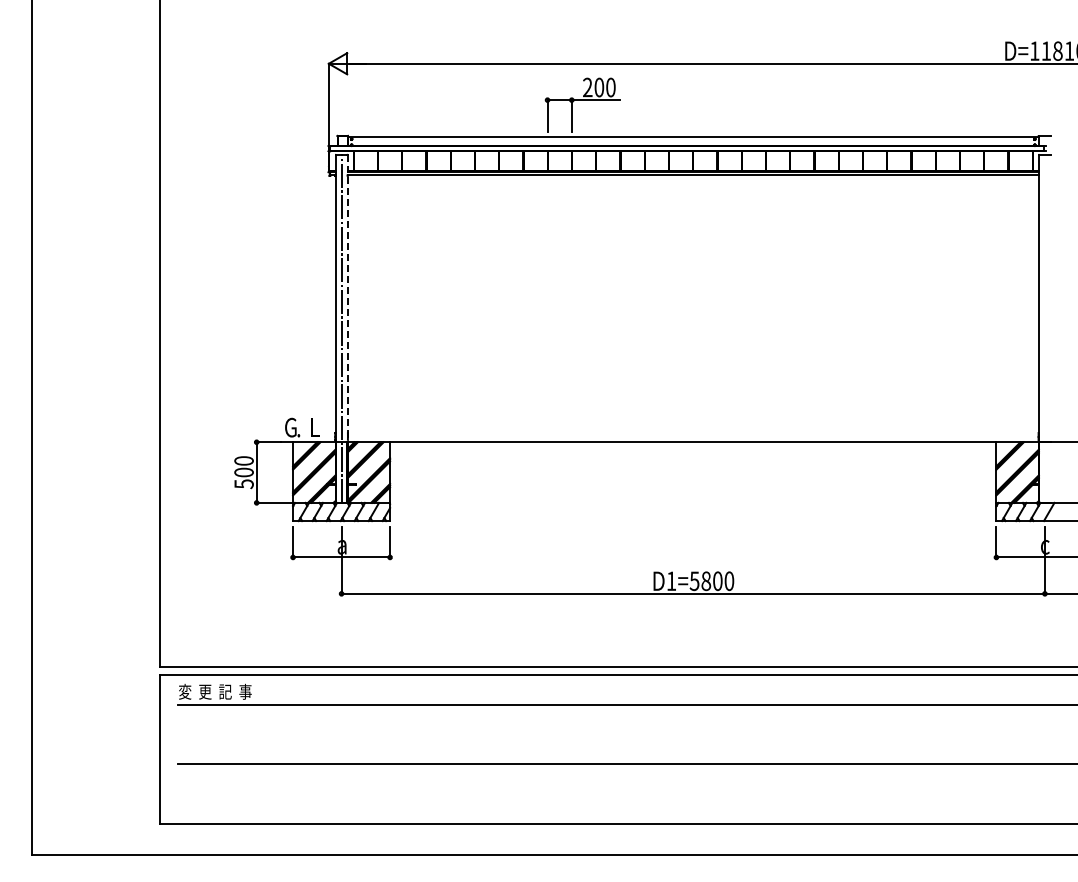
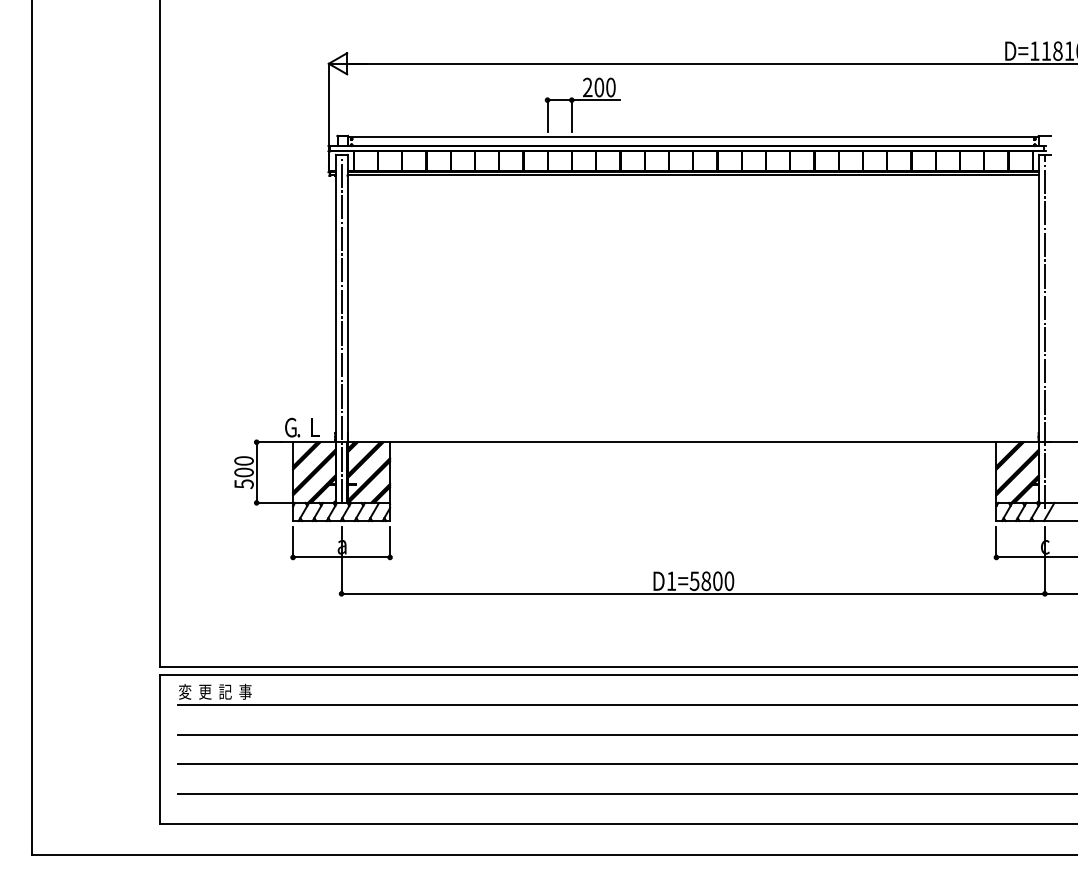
line: dashed -> solid (347, 298)
line: none -> present (1044, 331)
line: none -> present (625, 734)
line: none -> present (625, 793)
